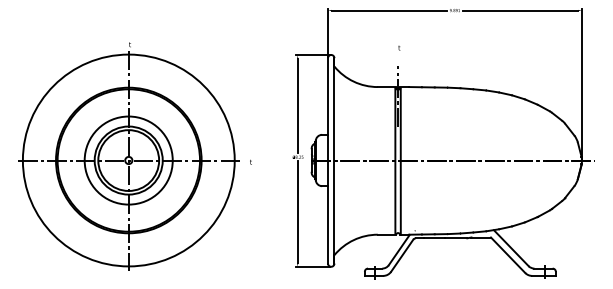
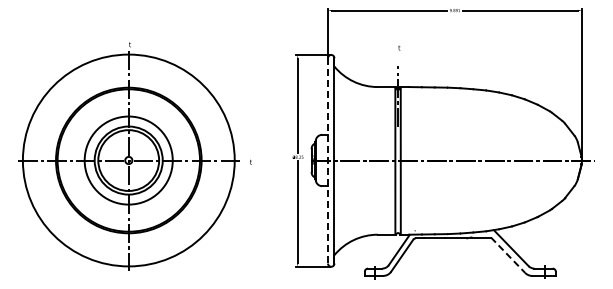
line: solid -> dashed (328, 160)
line: solid -> dashed (508, 255)
